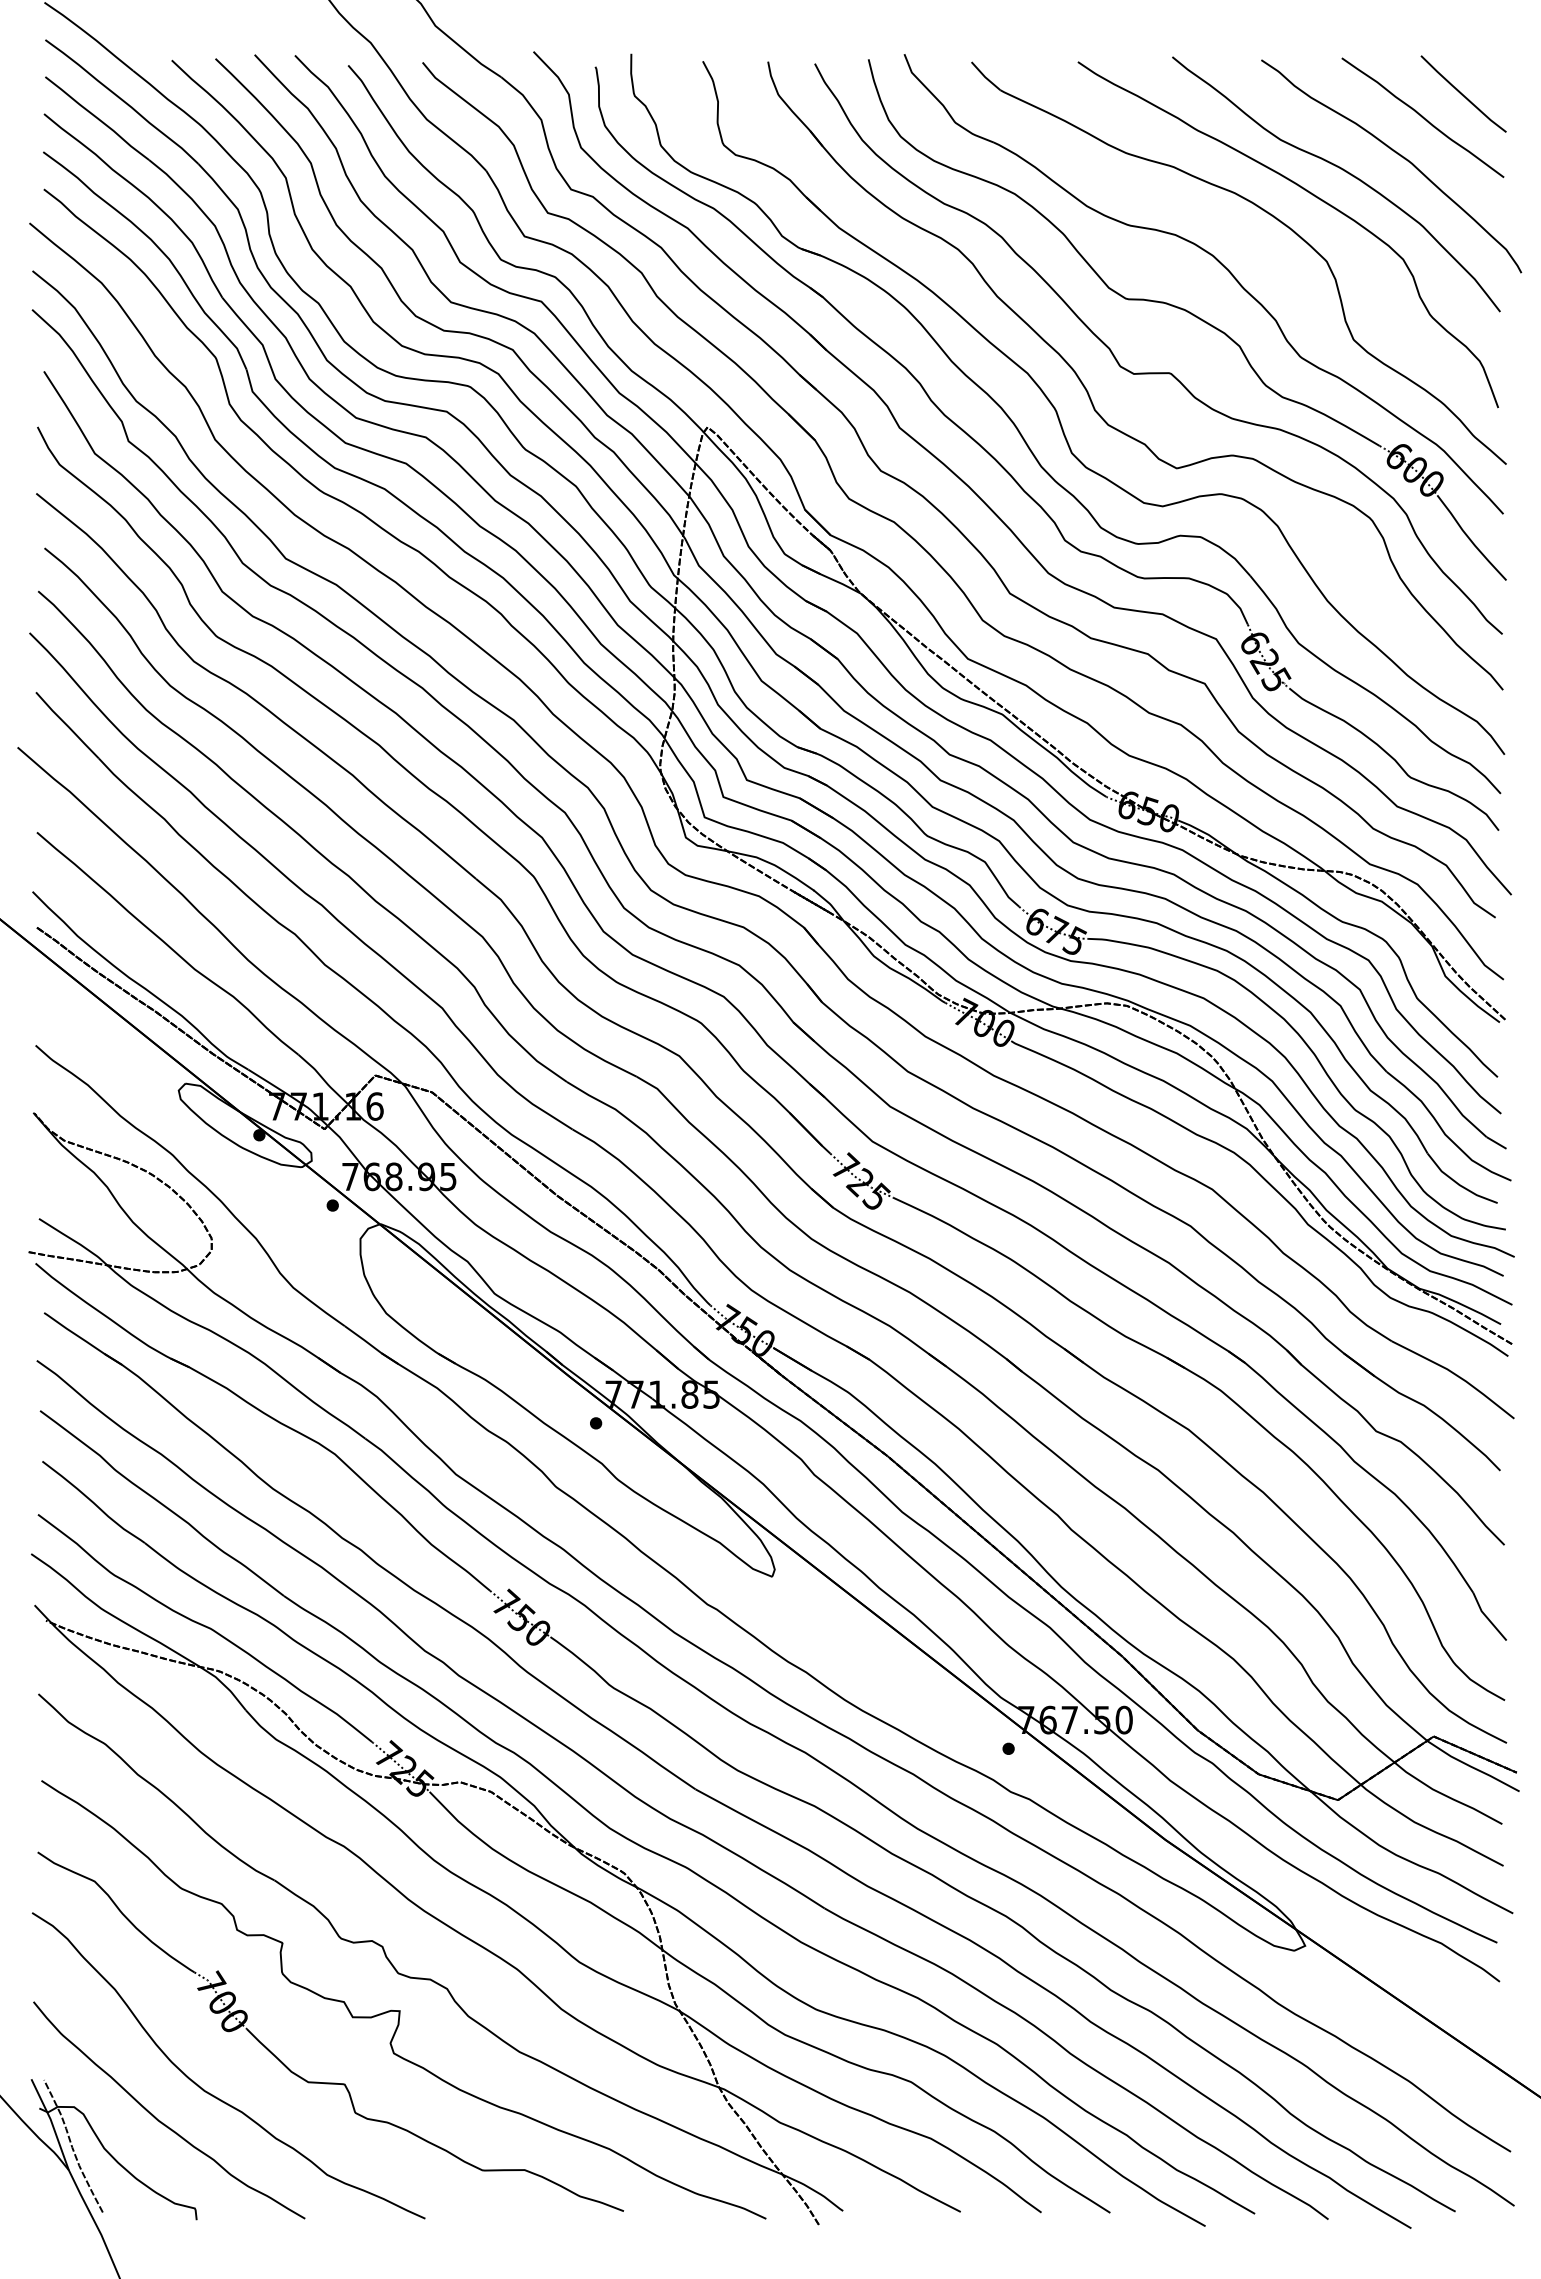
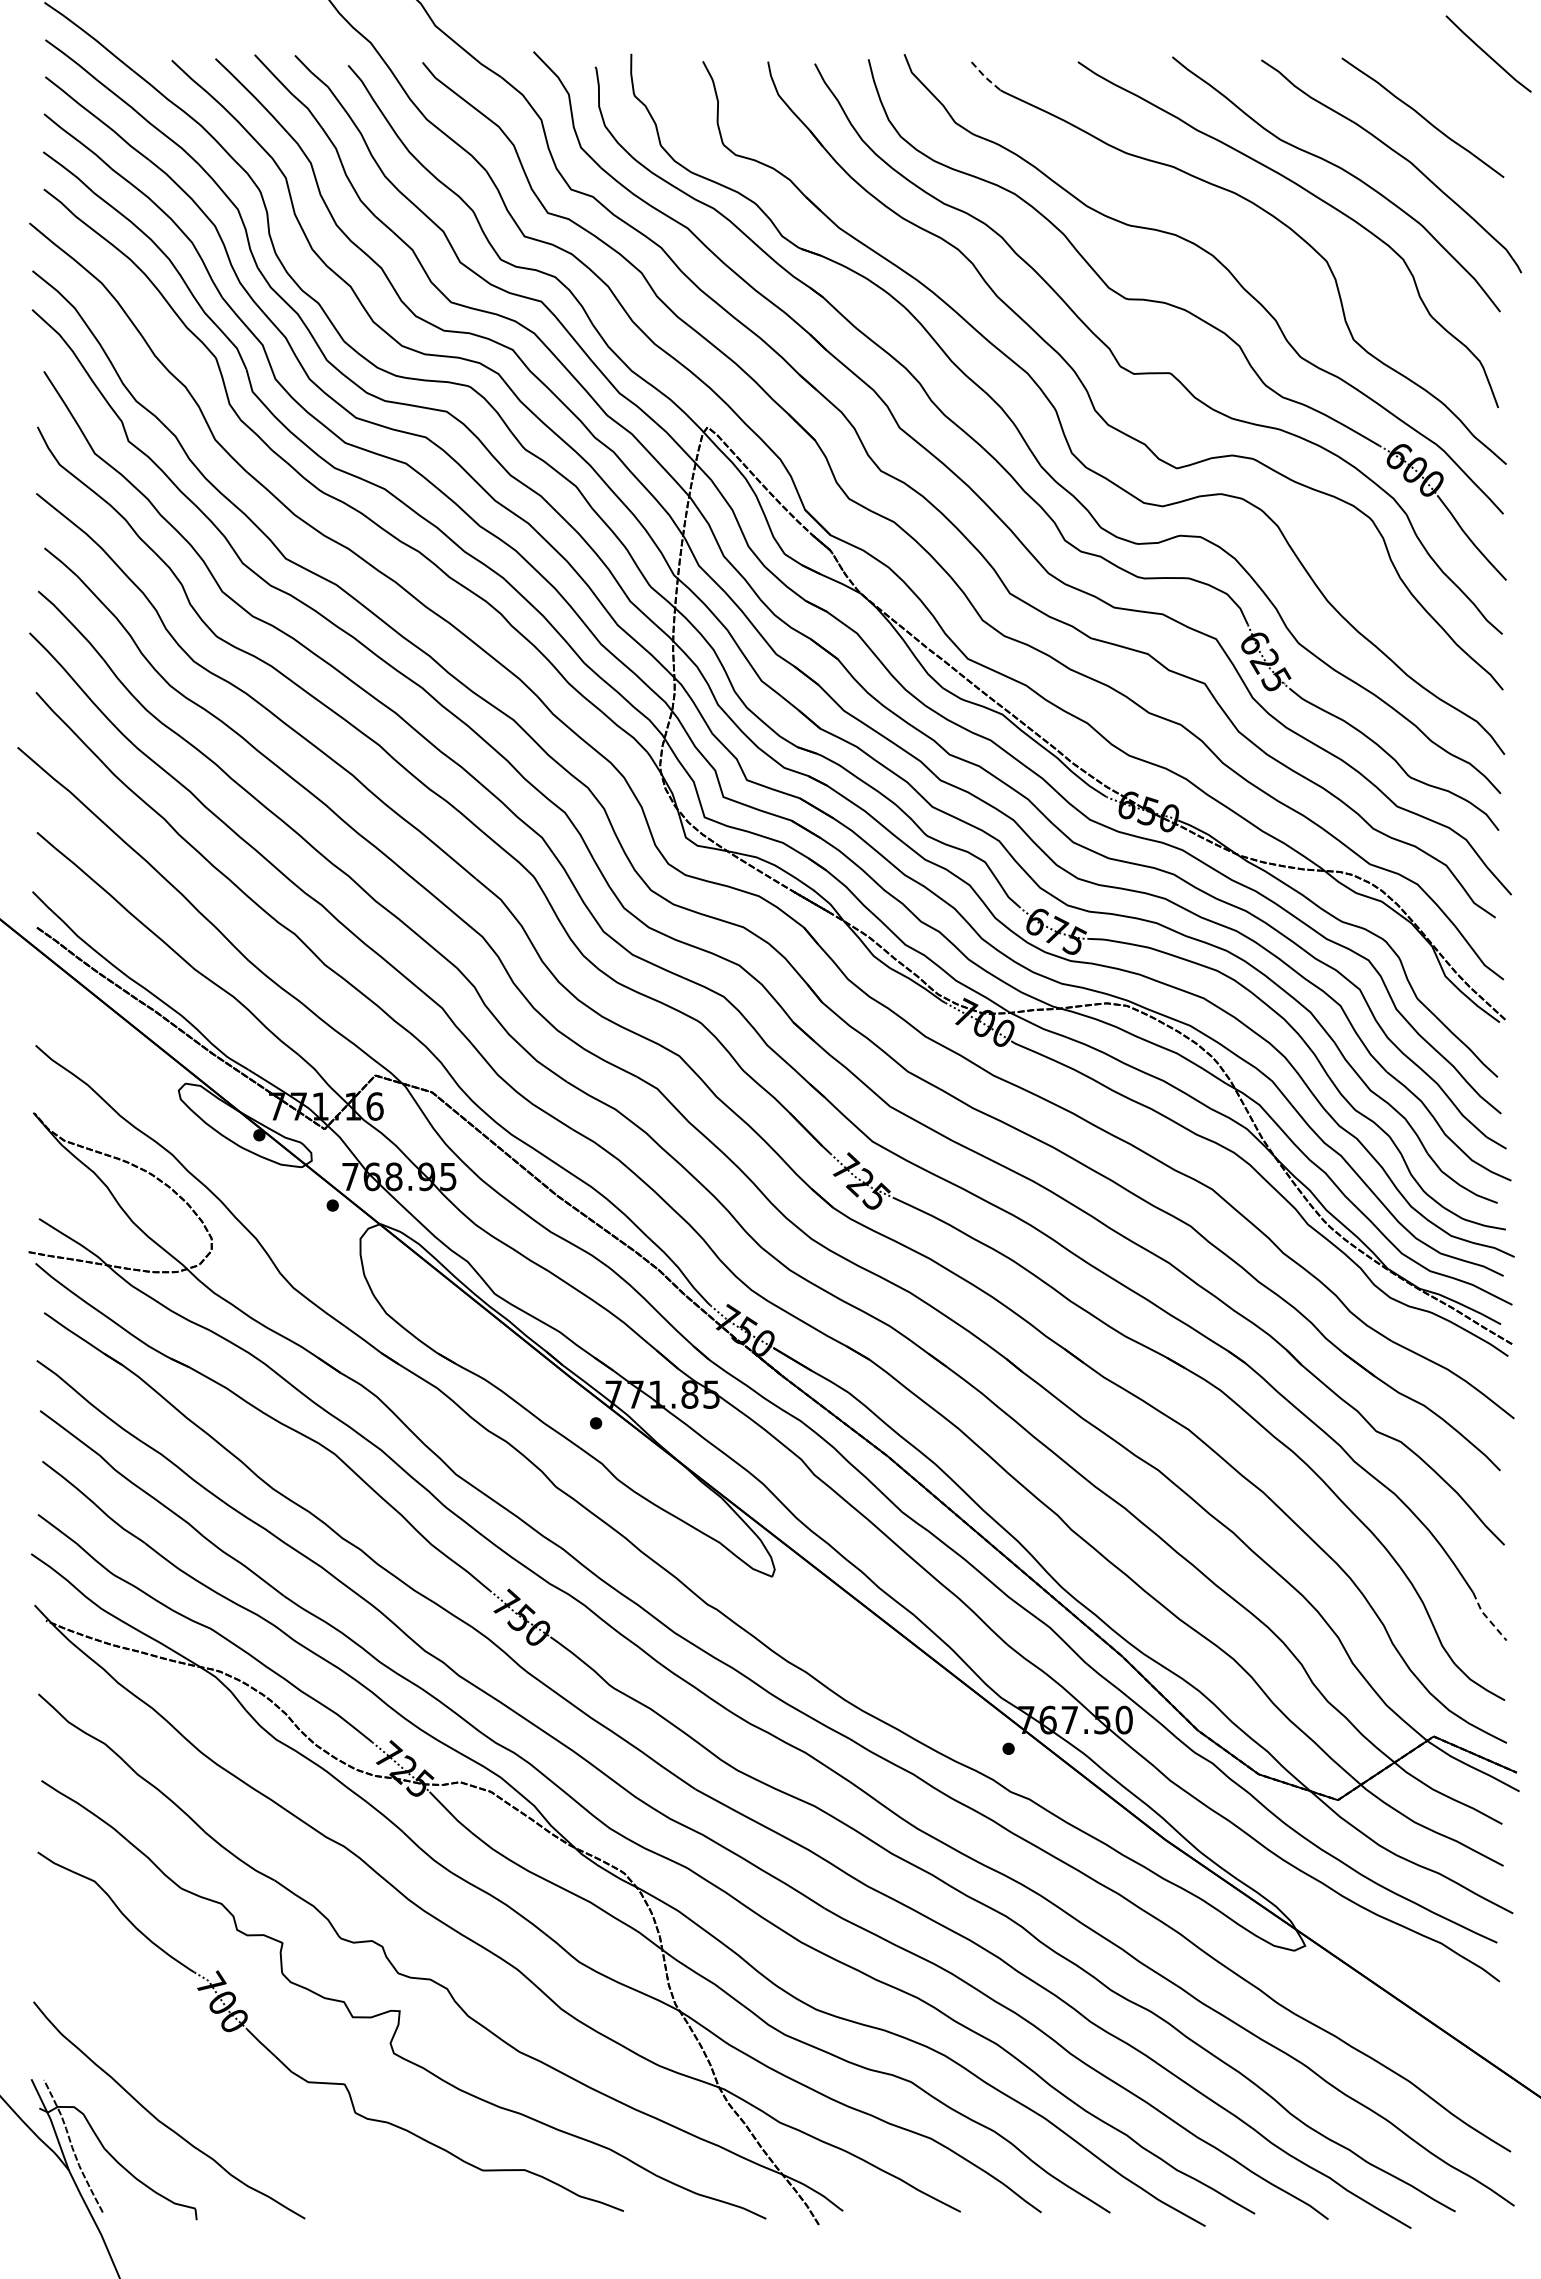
line: solid -> dashed (985, 77)
line position: (1462, 93) -> (1487, 53) (1487, 53)
line: solid -> dashed (1487, 1618)
curve: present -> none (211, 2093)
